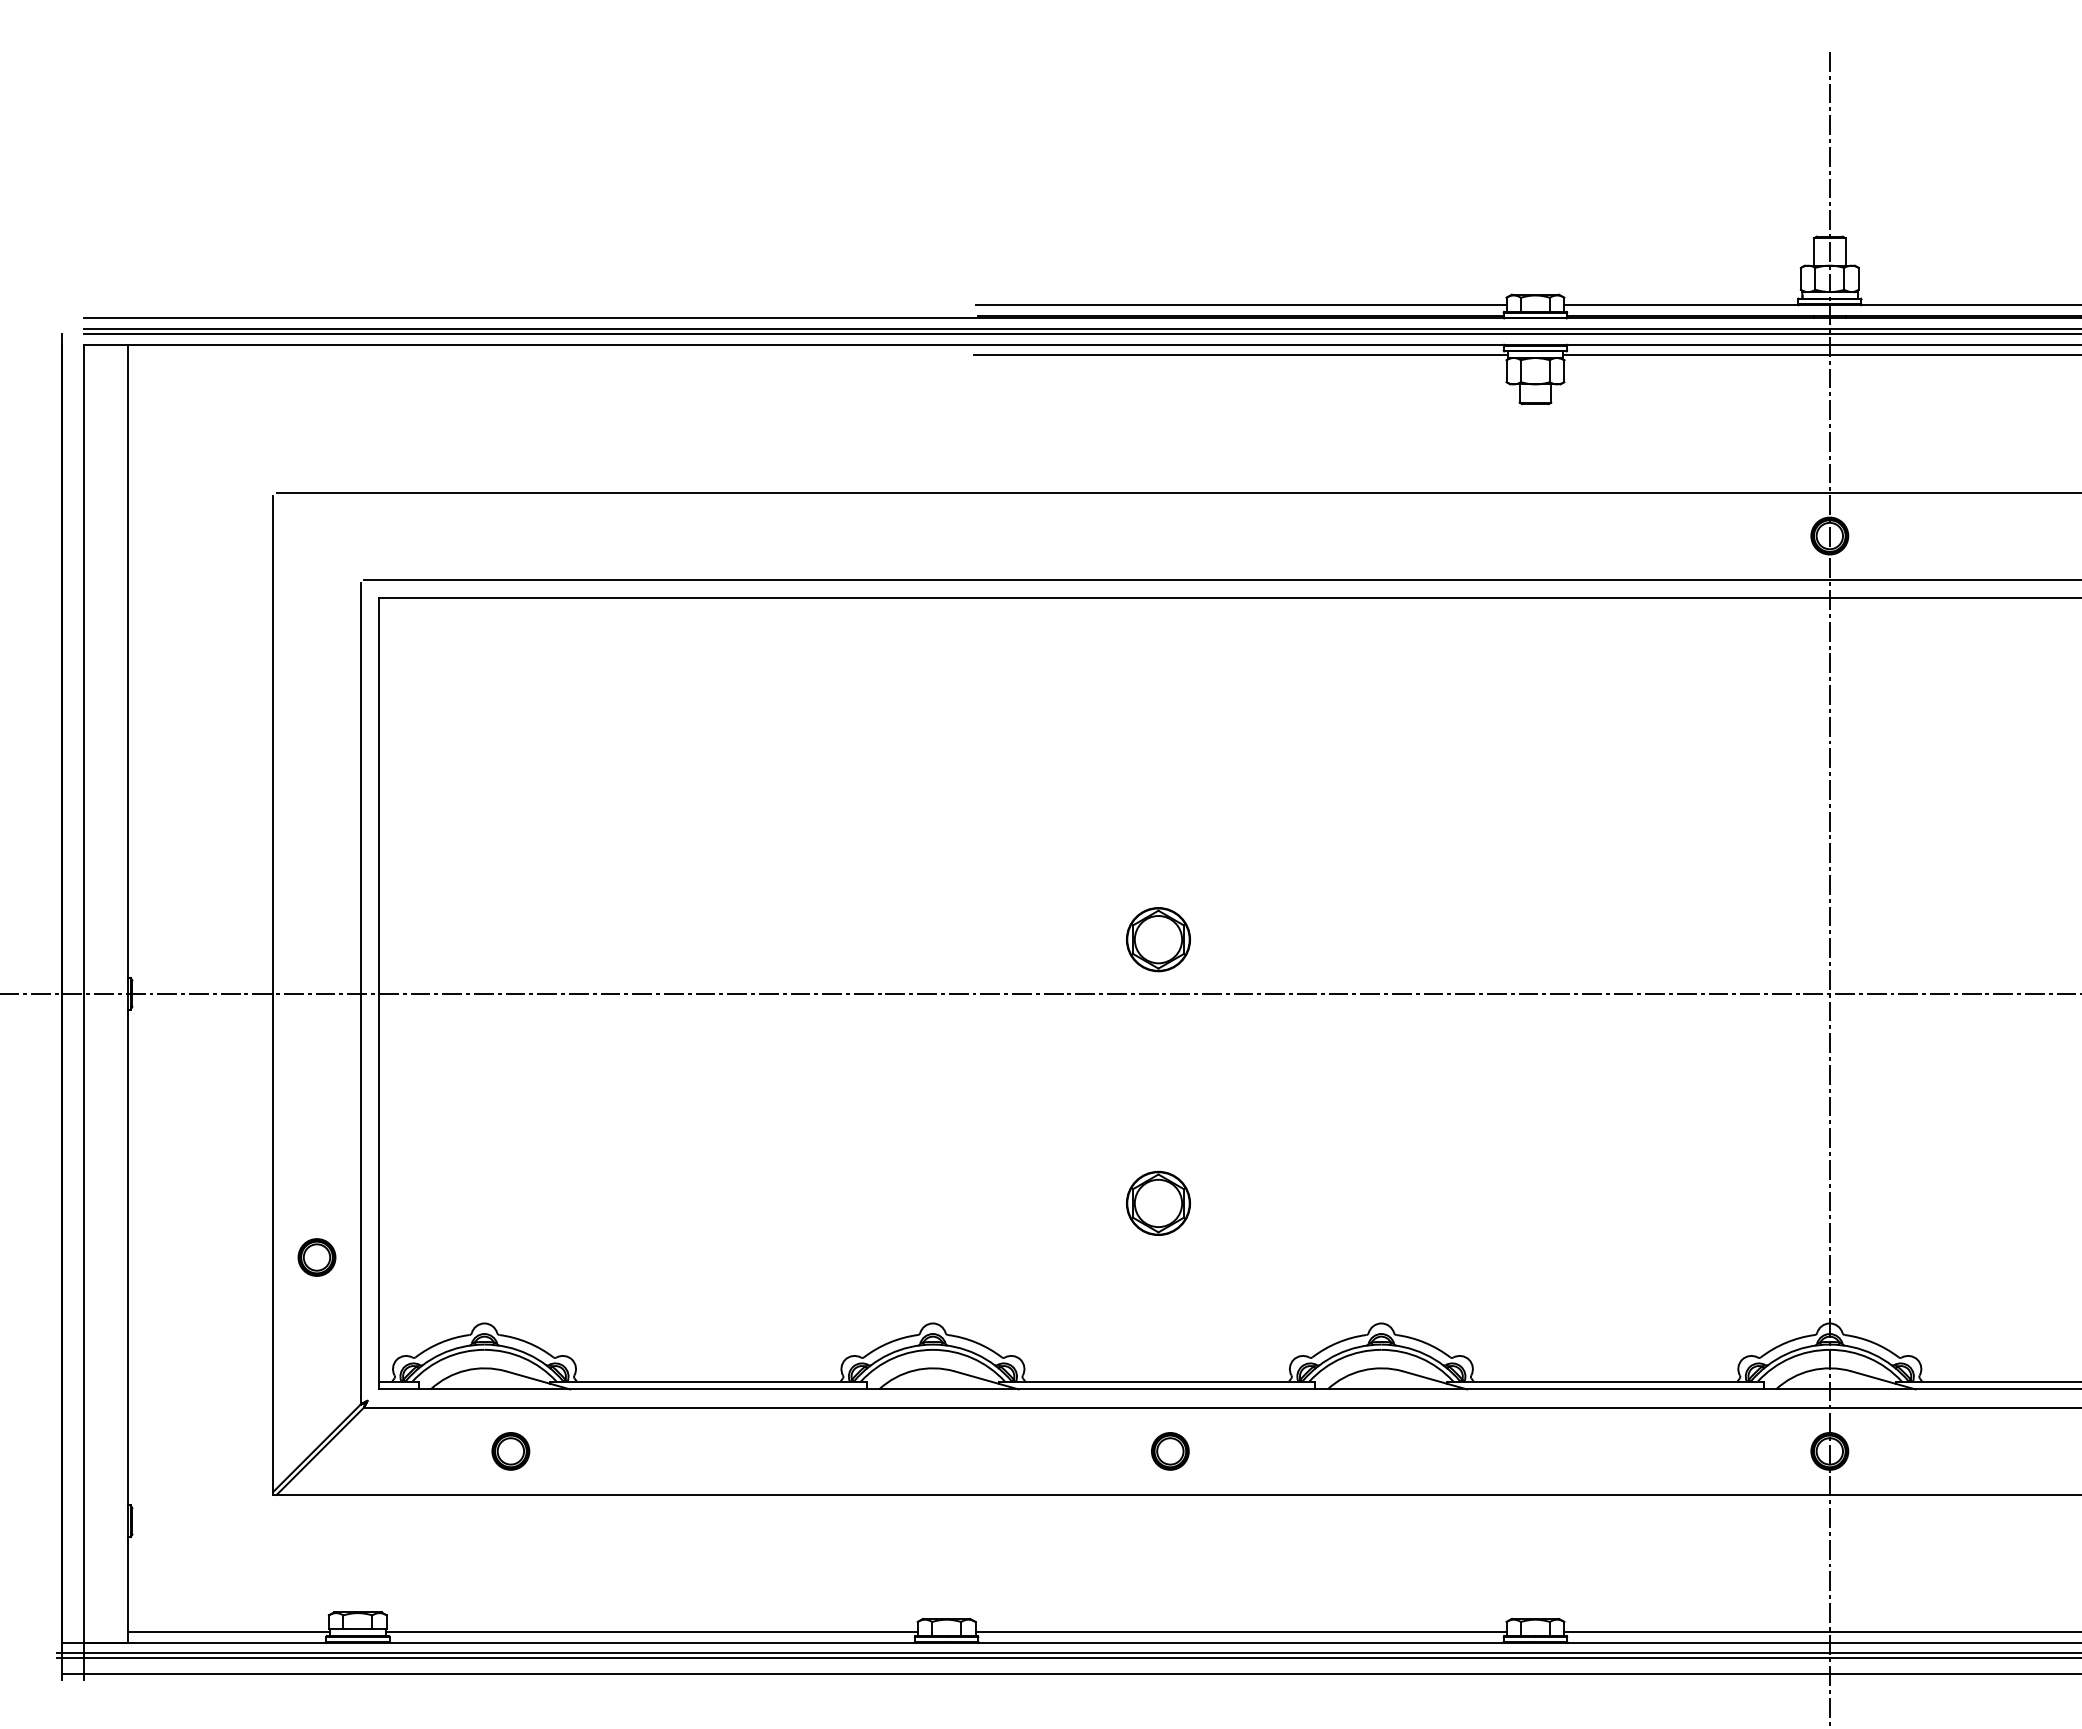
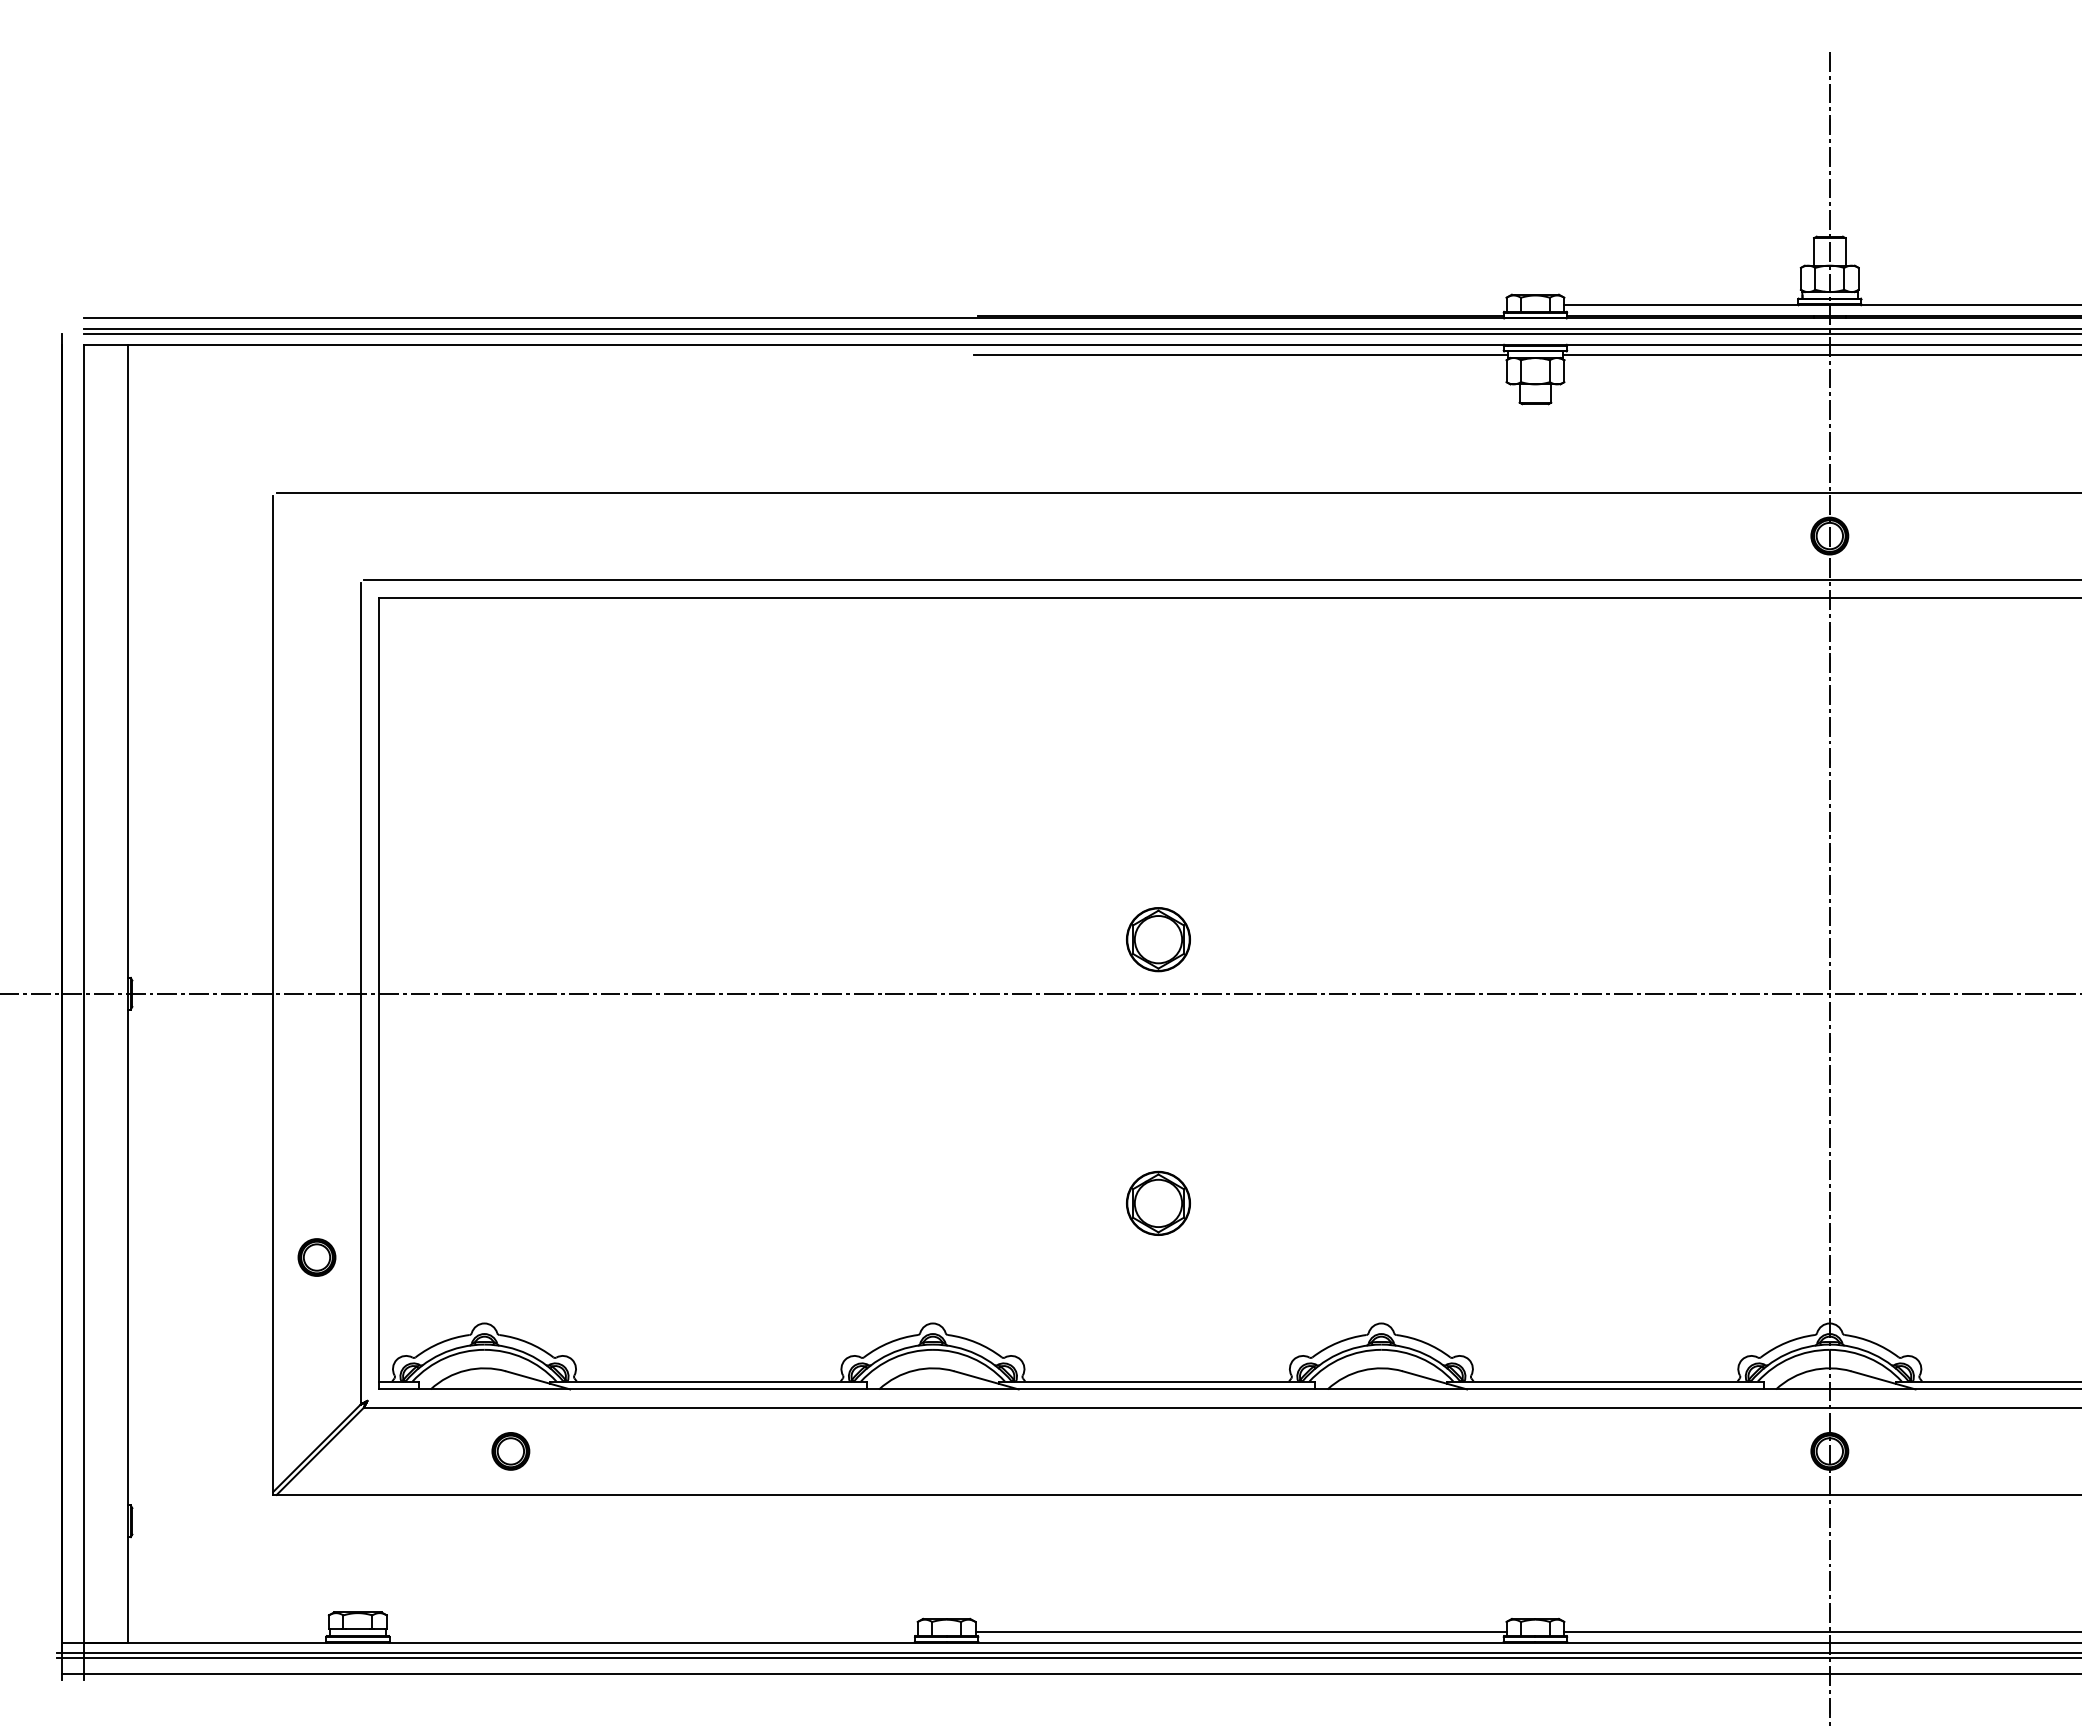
line: present -> none (1240, 305)
part: present -> none (1170, 1451)
line: present -> none (229, 1632)
line: present -> none (651, 1632)
